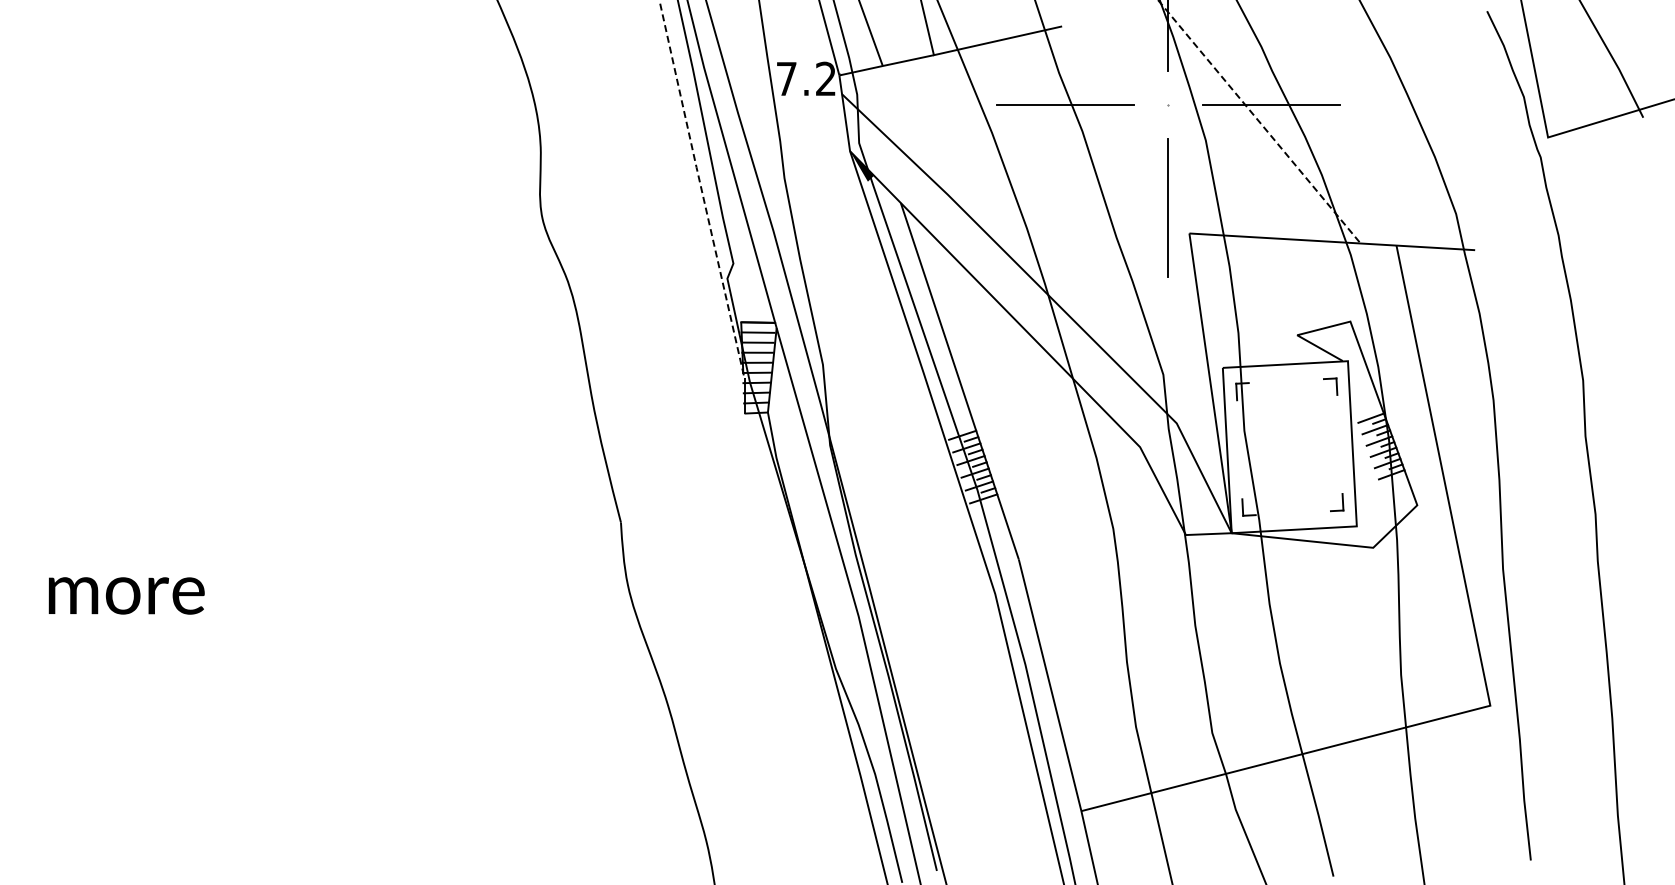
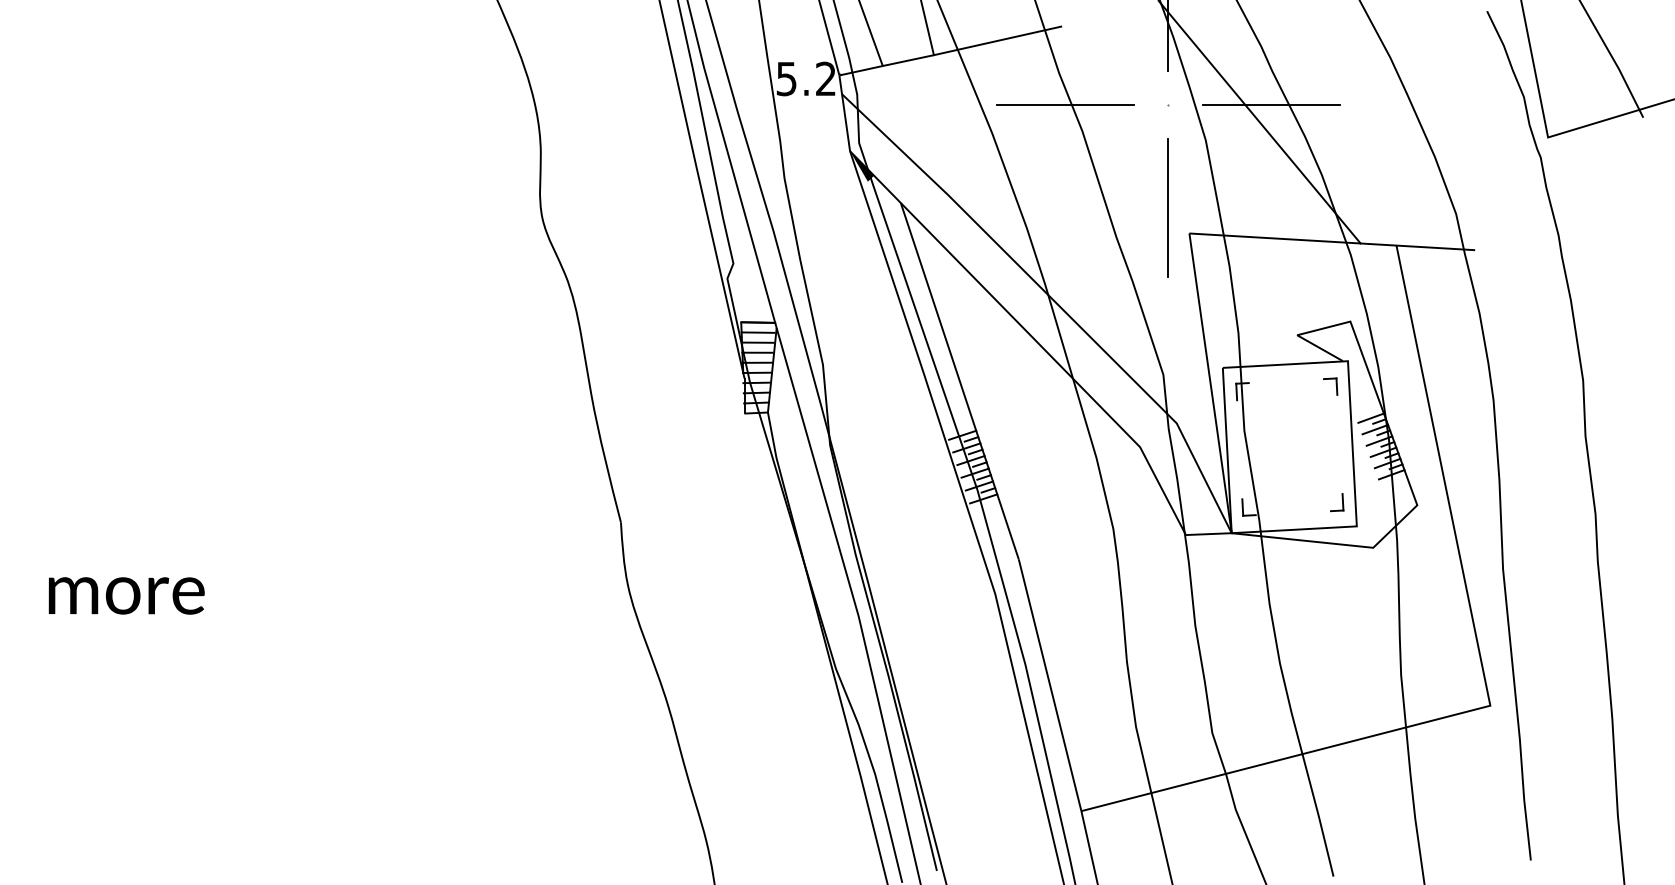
text: 7.2 -> 5.2 (786, 79)
line: dashed -> solid (1259, 122)
line: dashed -> solid (701, 189)
